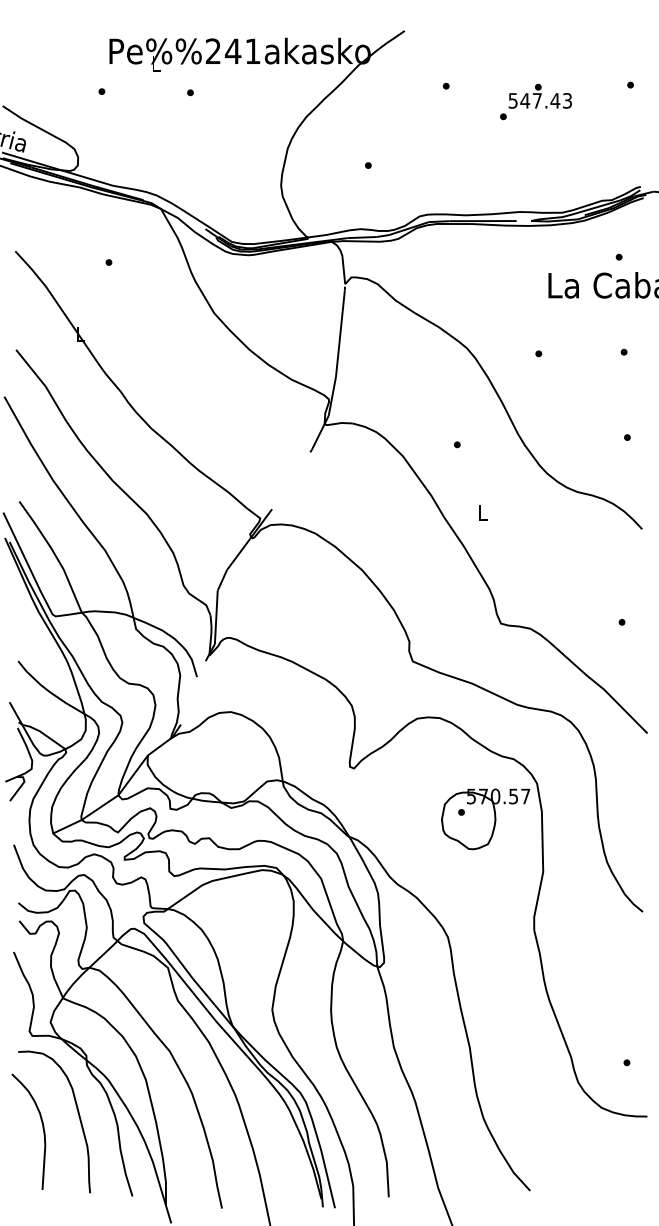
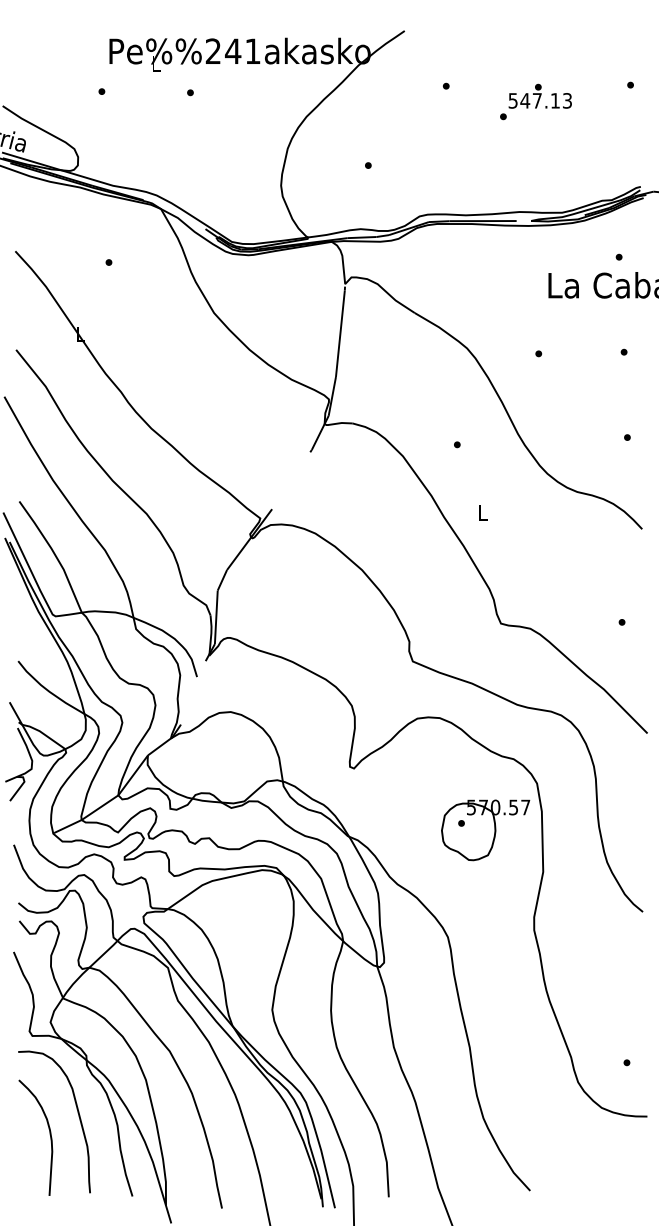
text: 547.43 -> 547.13 (555, 100)
part position: (485, 819) -> (485, 830) (485, 830)
curve position: (42, 1128) -> (49, 1134) (49, 1134)
